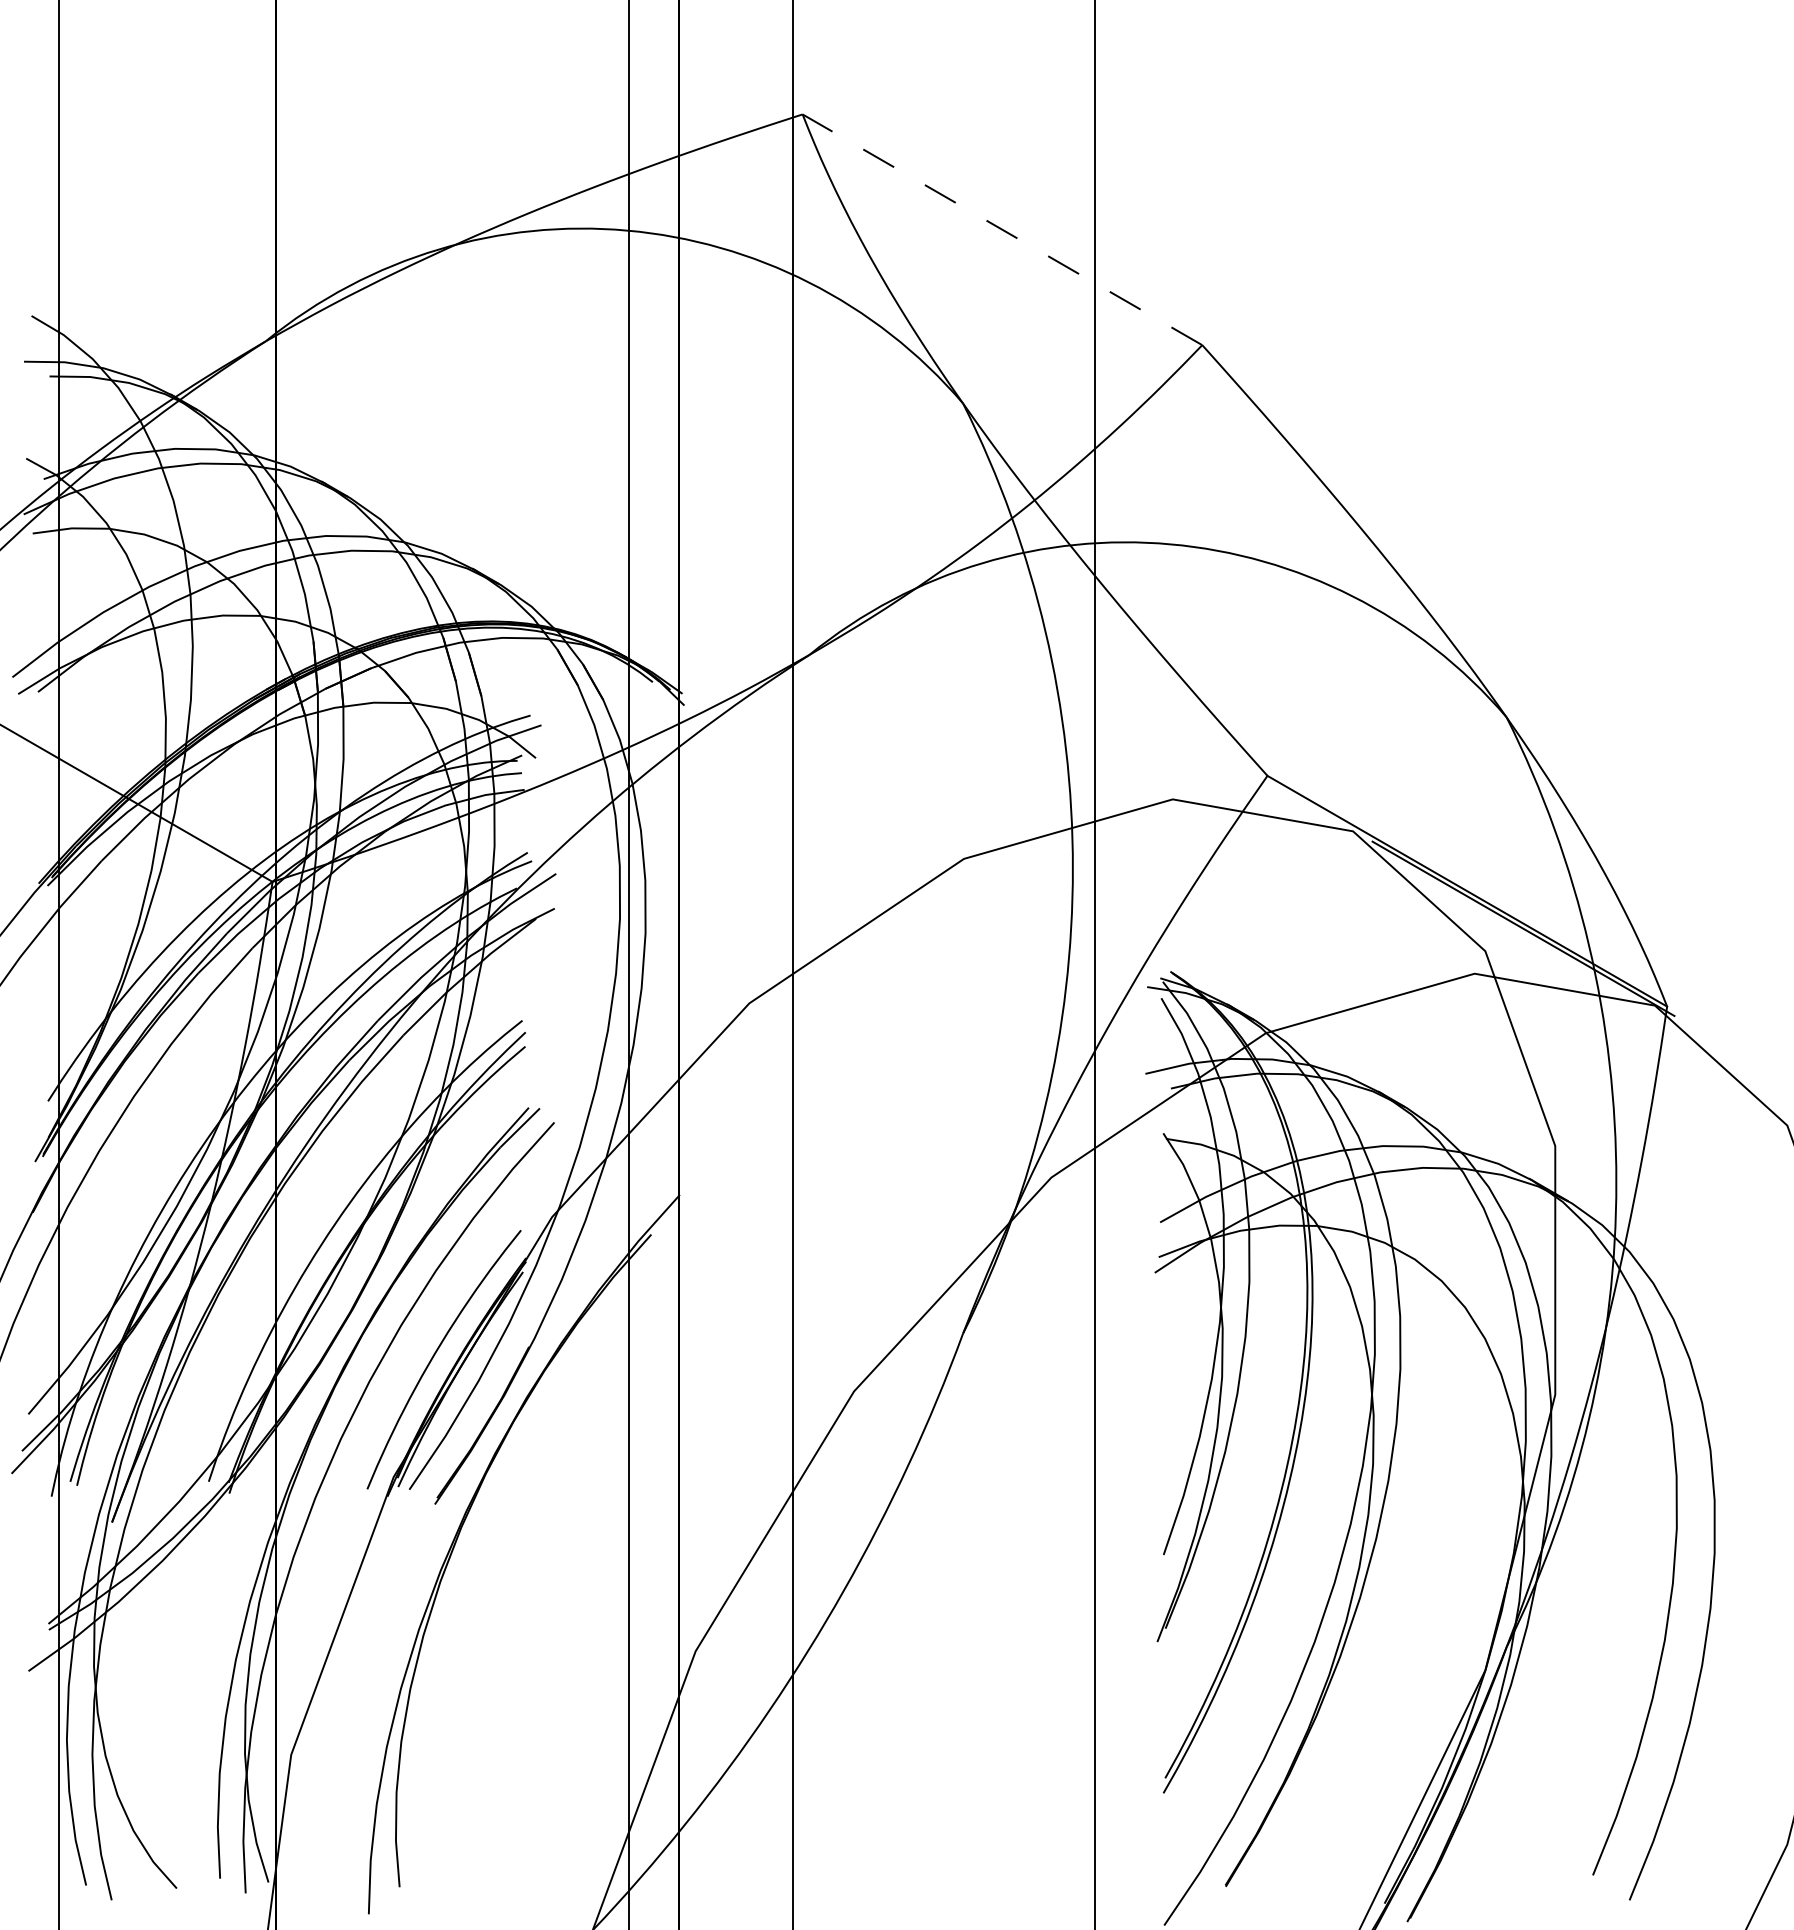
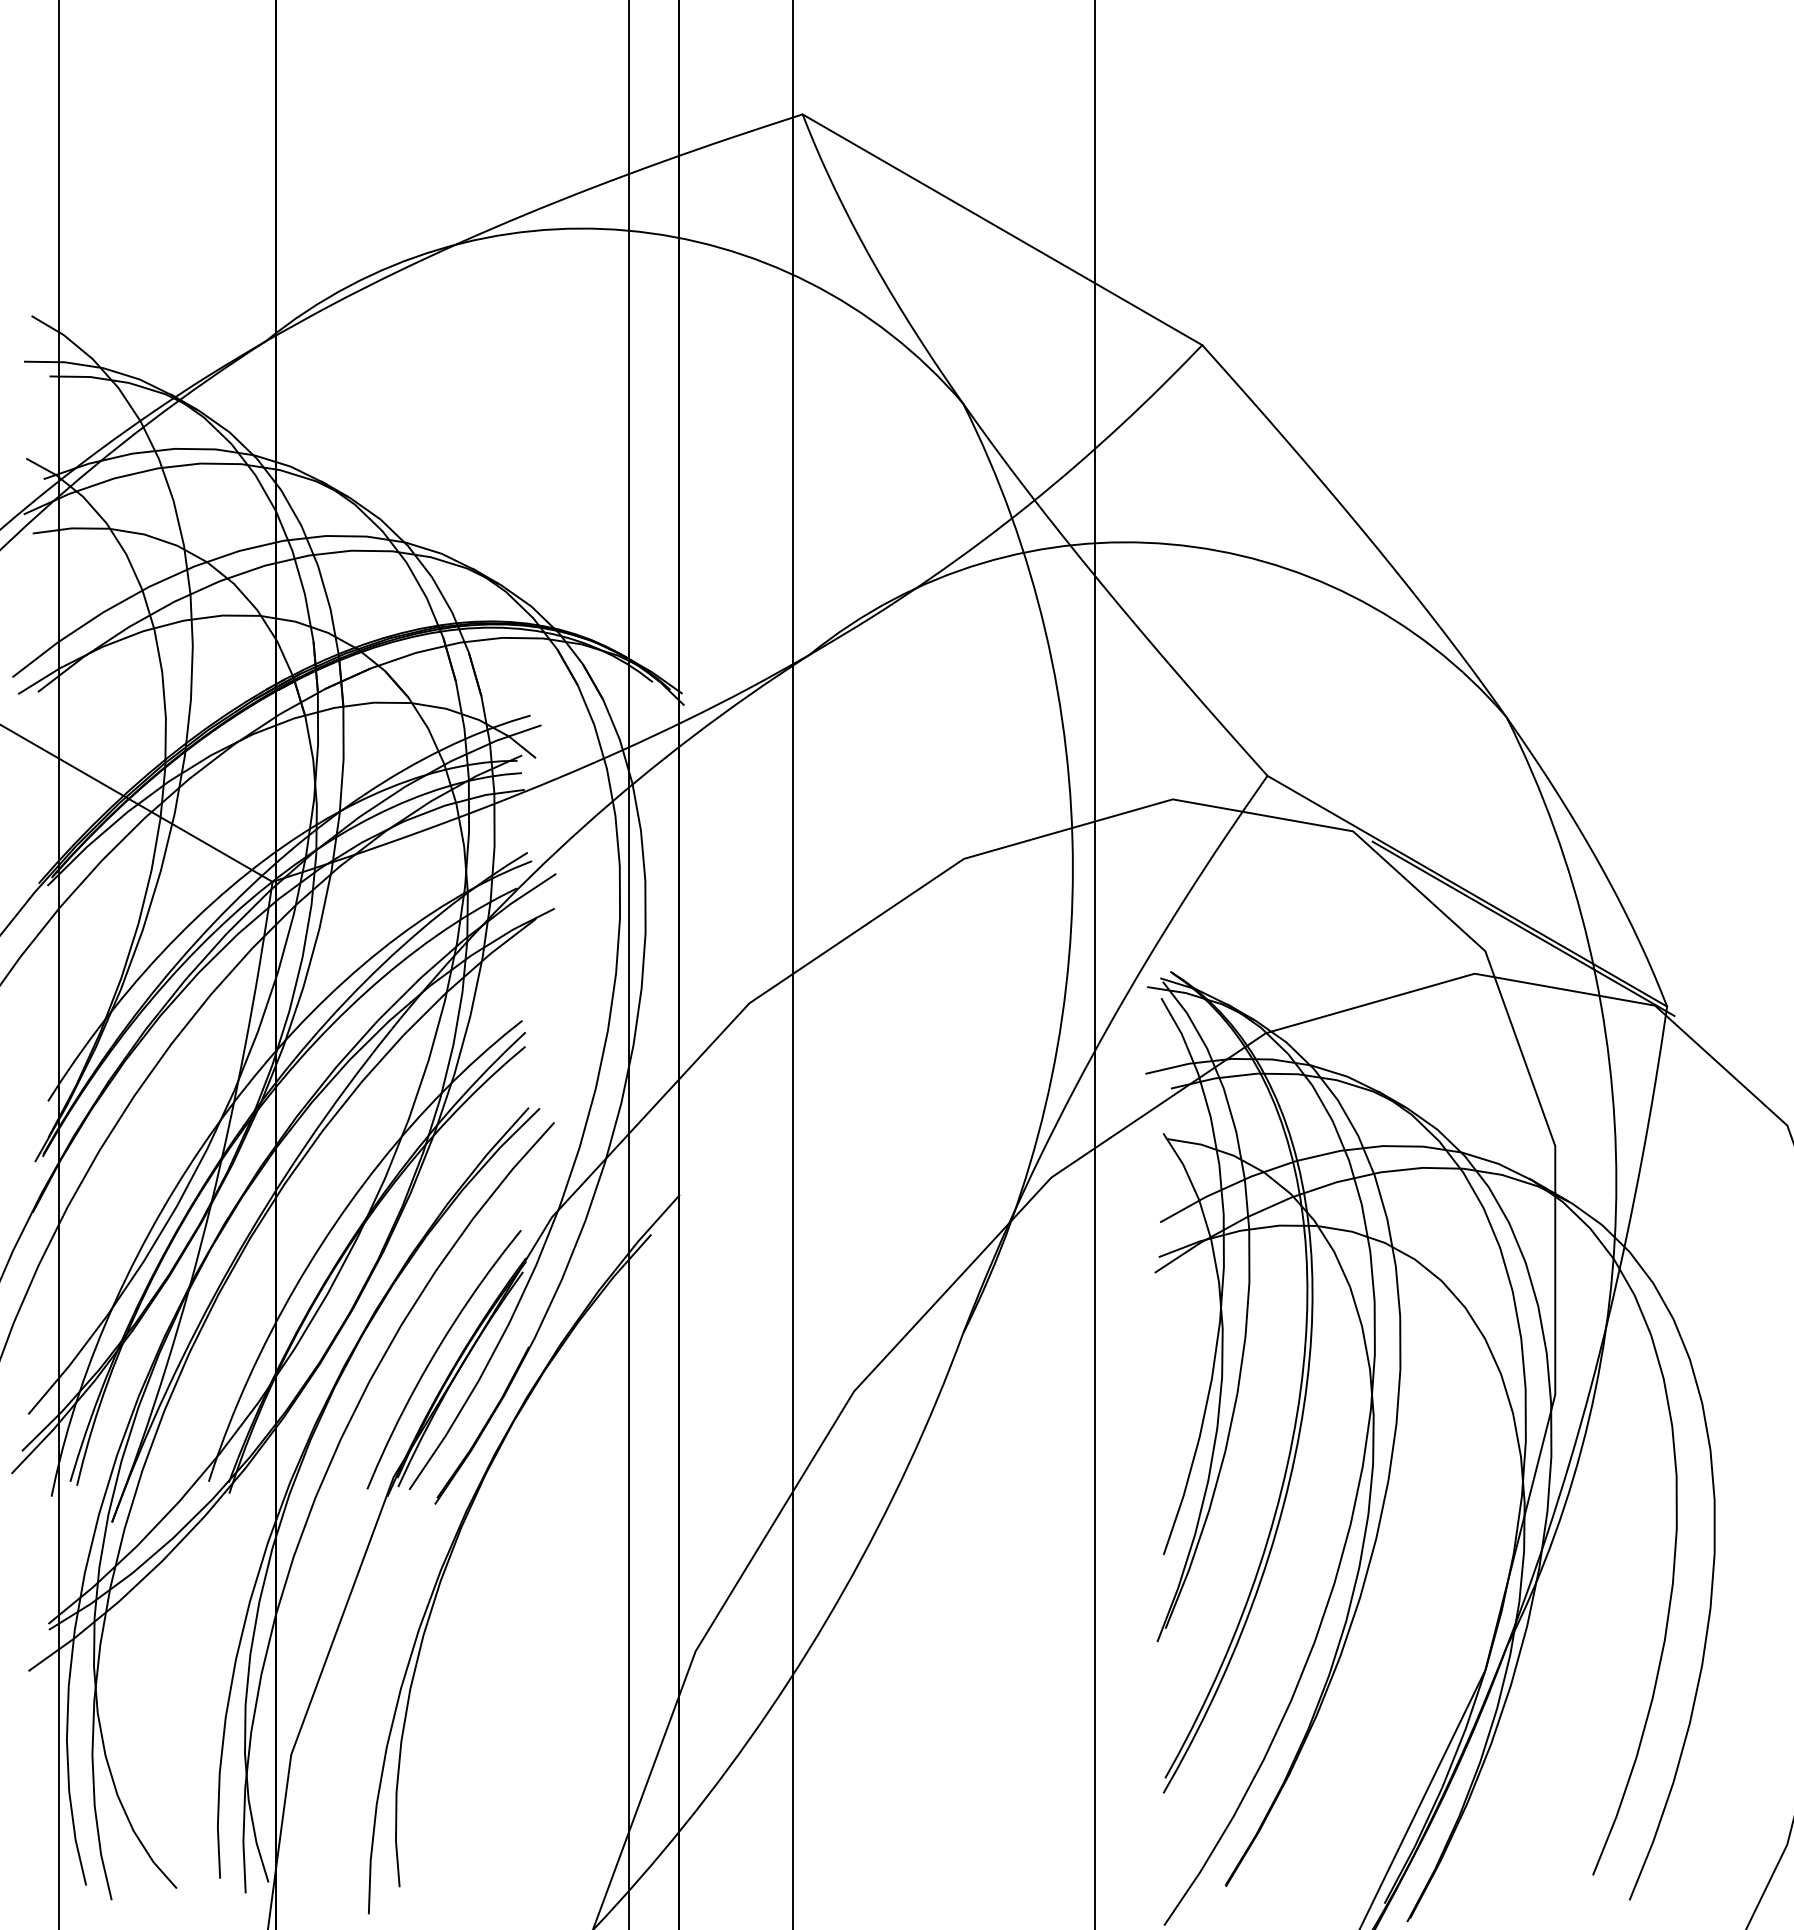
line: dashed -> solid (1002, 229)
